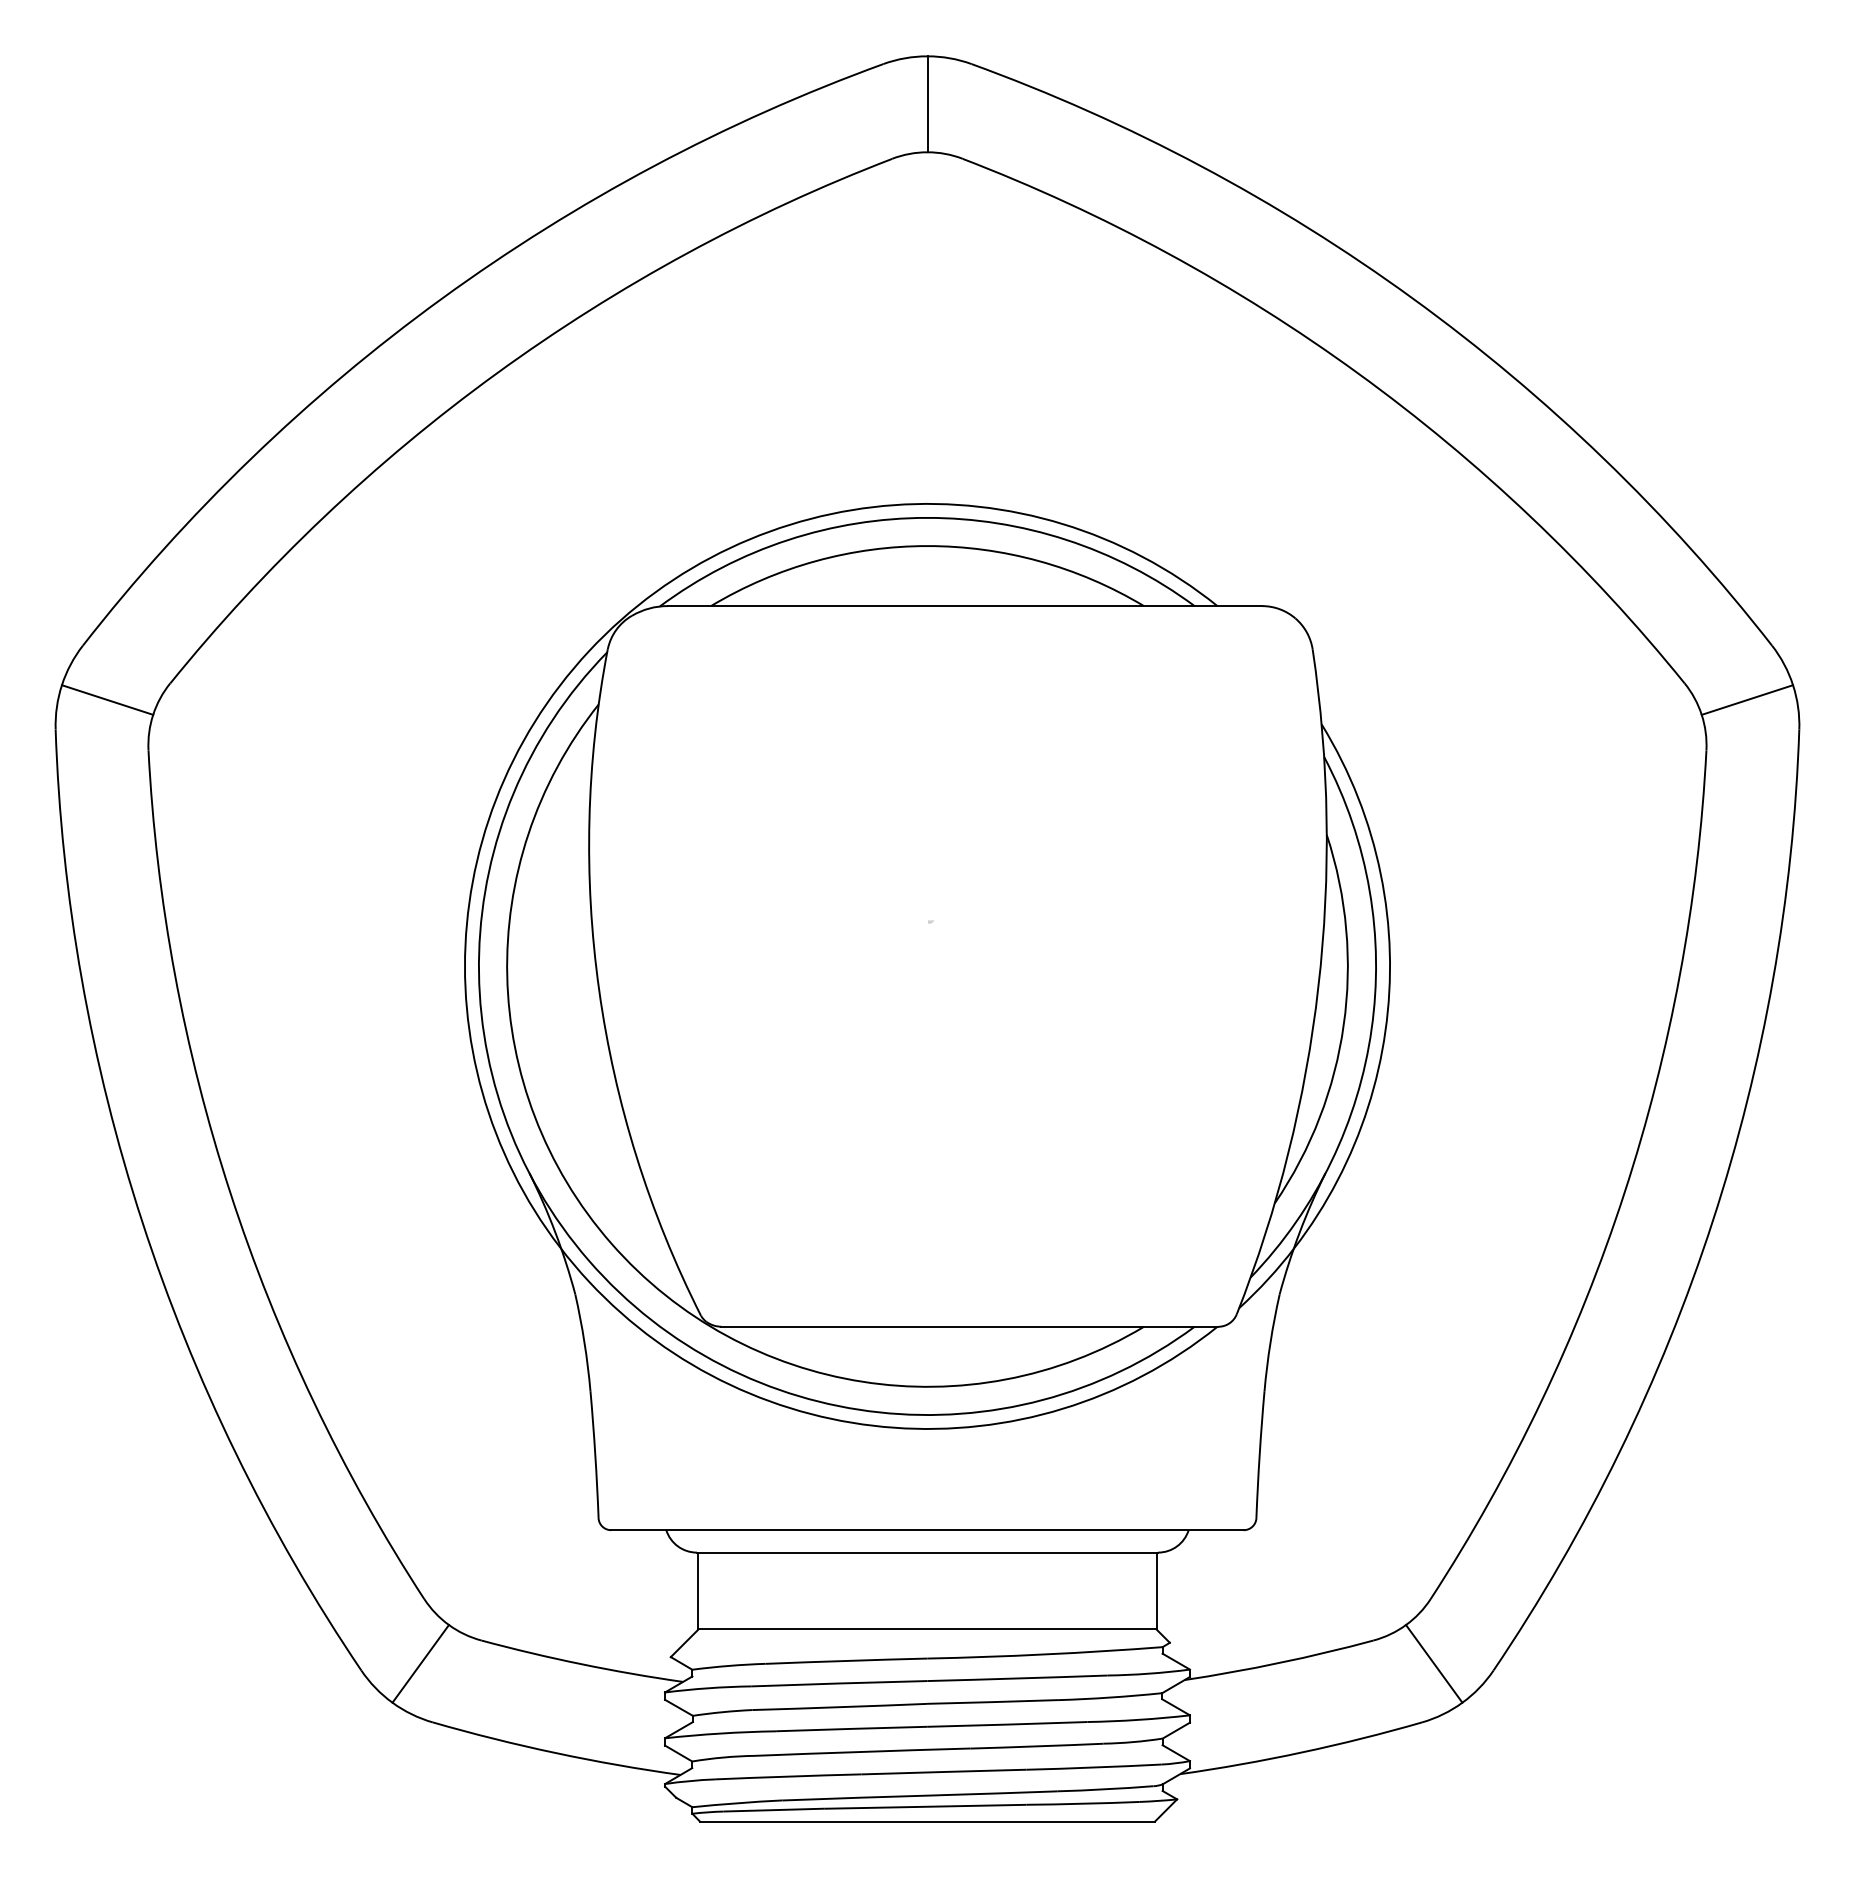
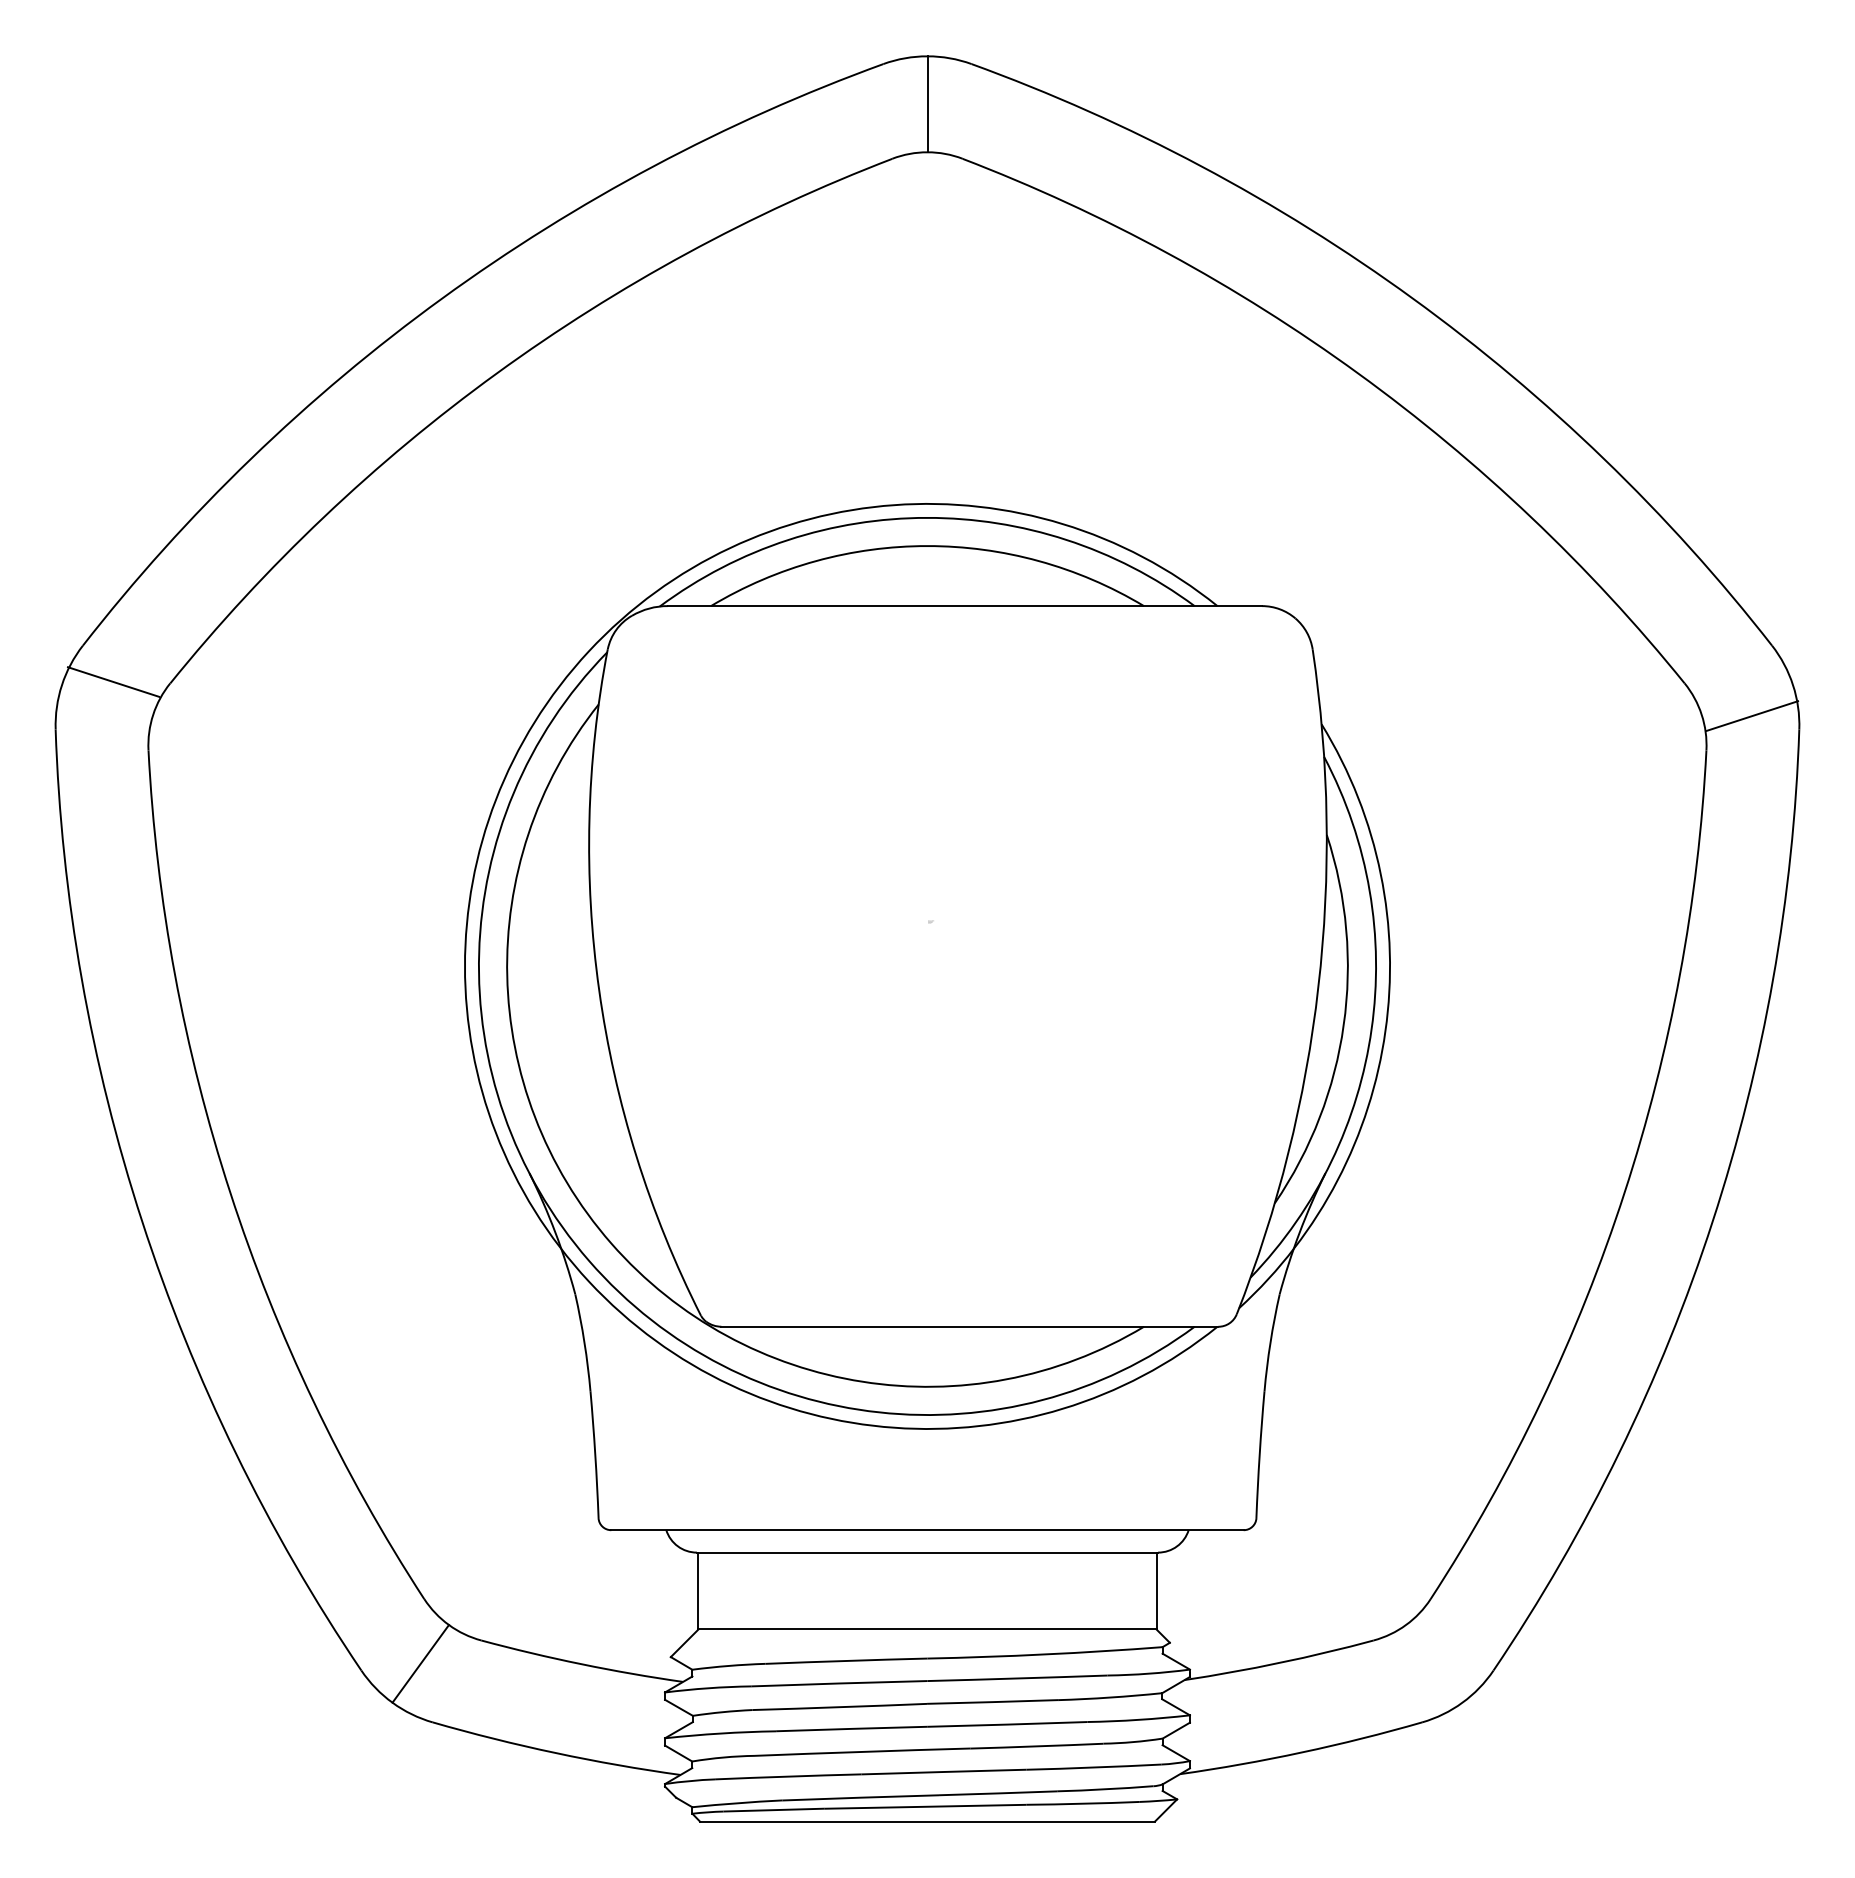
line position: (107, 699) -> (113, 681) (113, 681)
line position: (1747, 699) -> (1752, 715) (1752, 715)
line: present -> none (1434, 1663)
